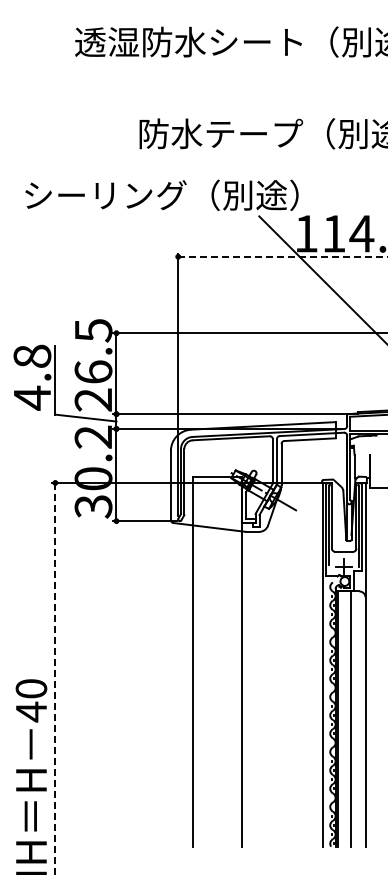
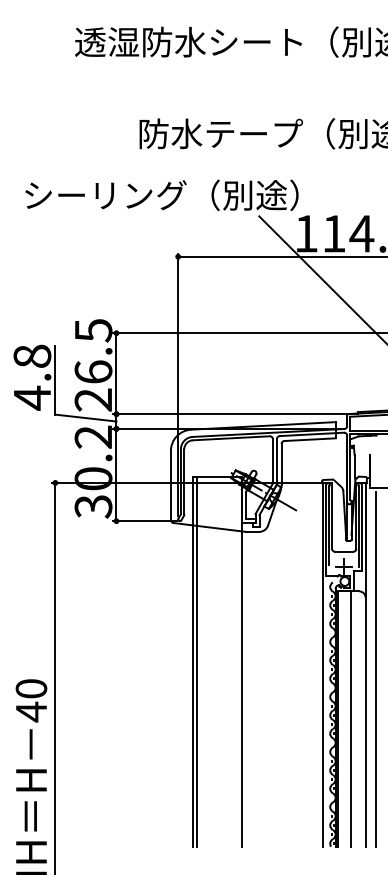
line: dashed -> solid (283, 256)
line: none -> present (197, 661)
line: none -> present (376, 669)
line: dashed -> solid (55, 678)
